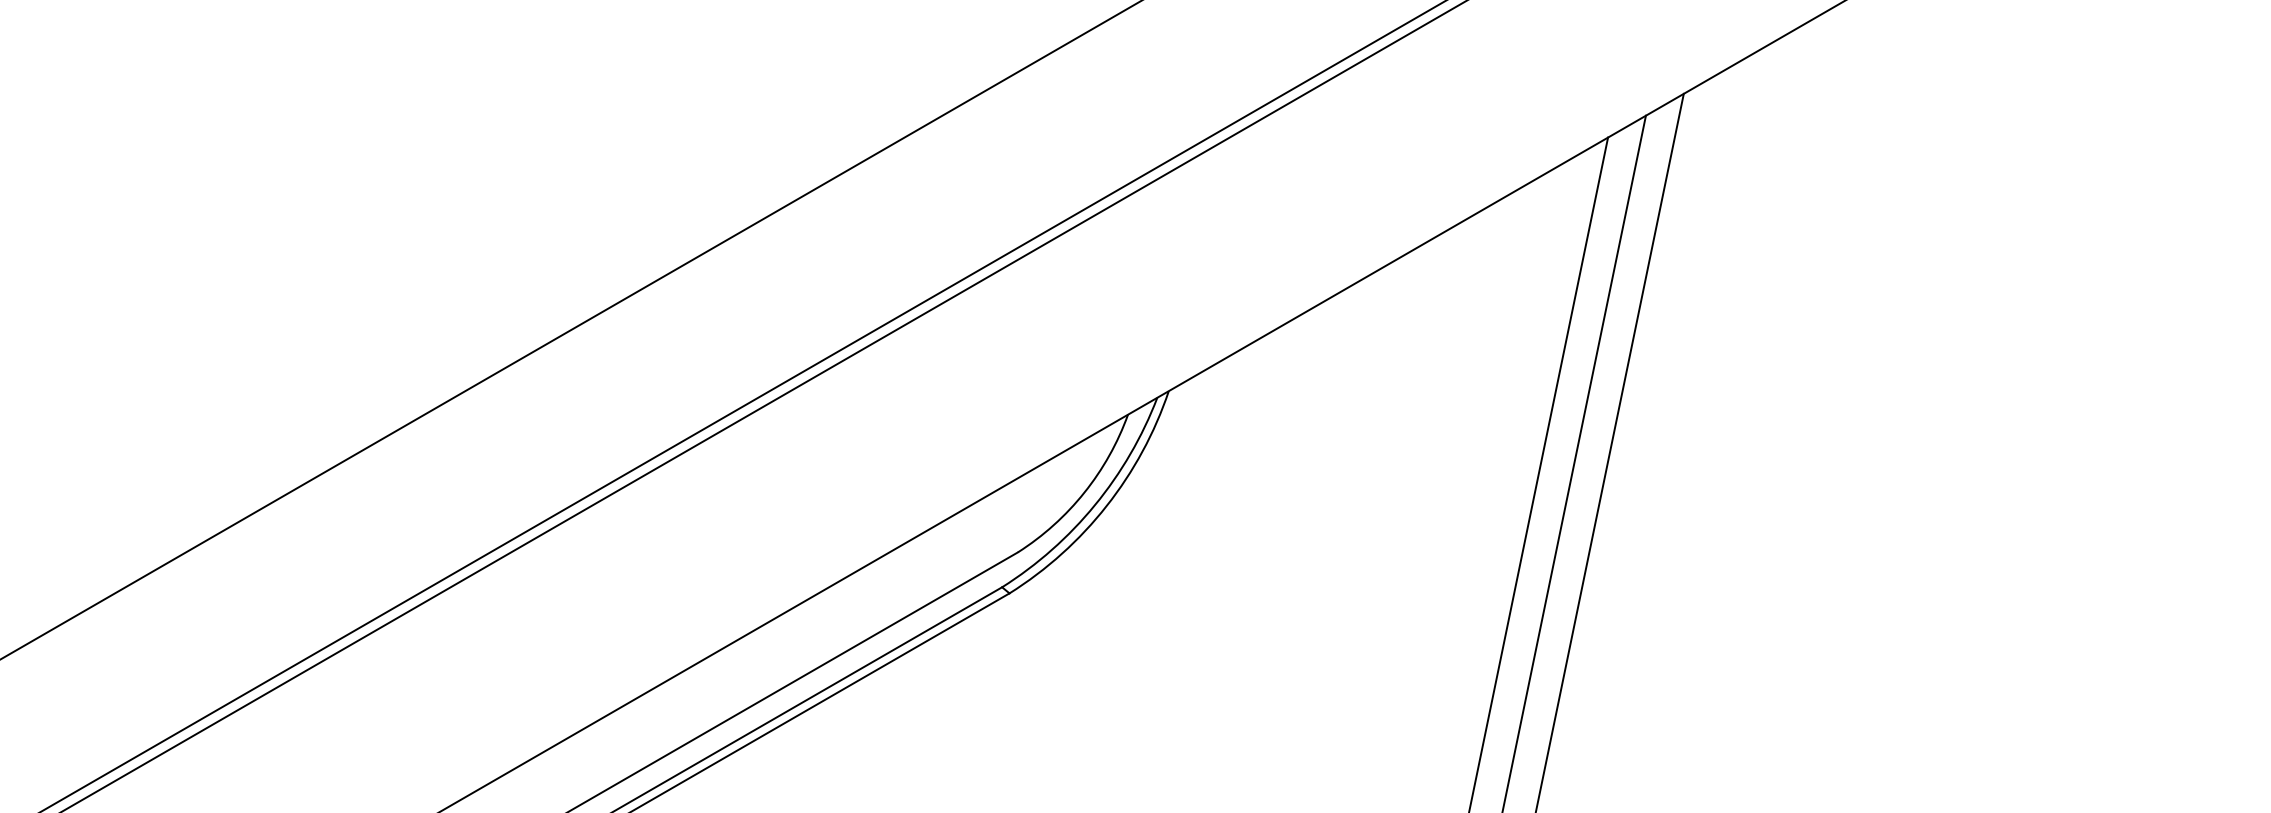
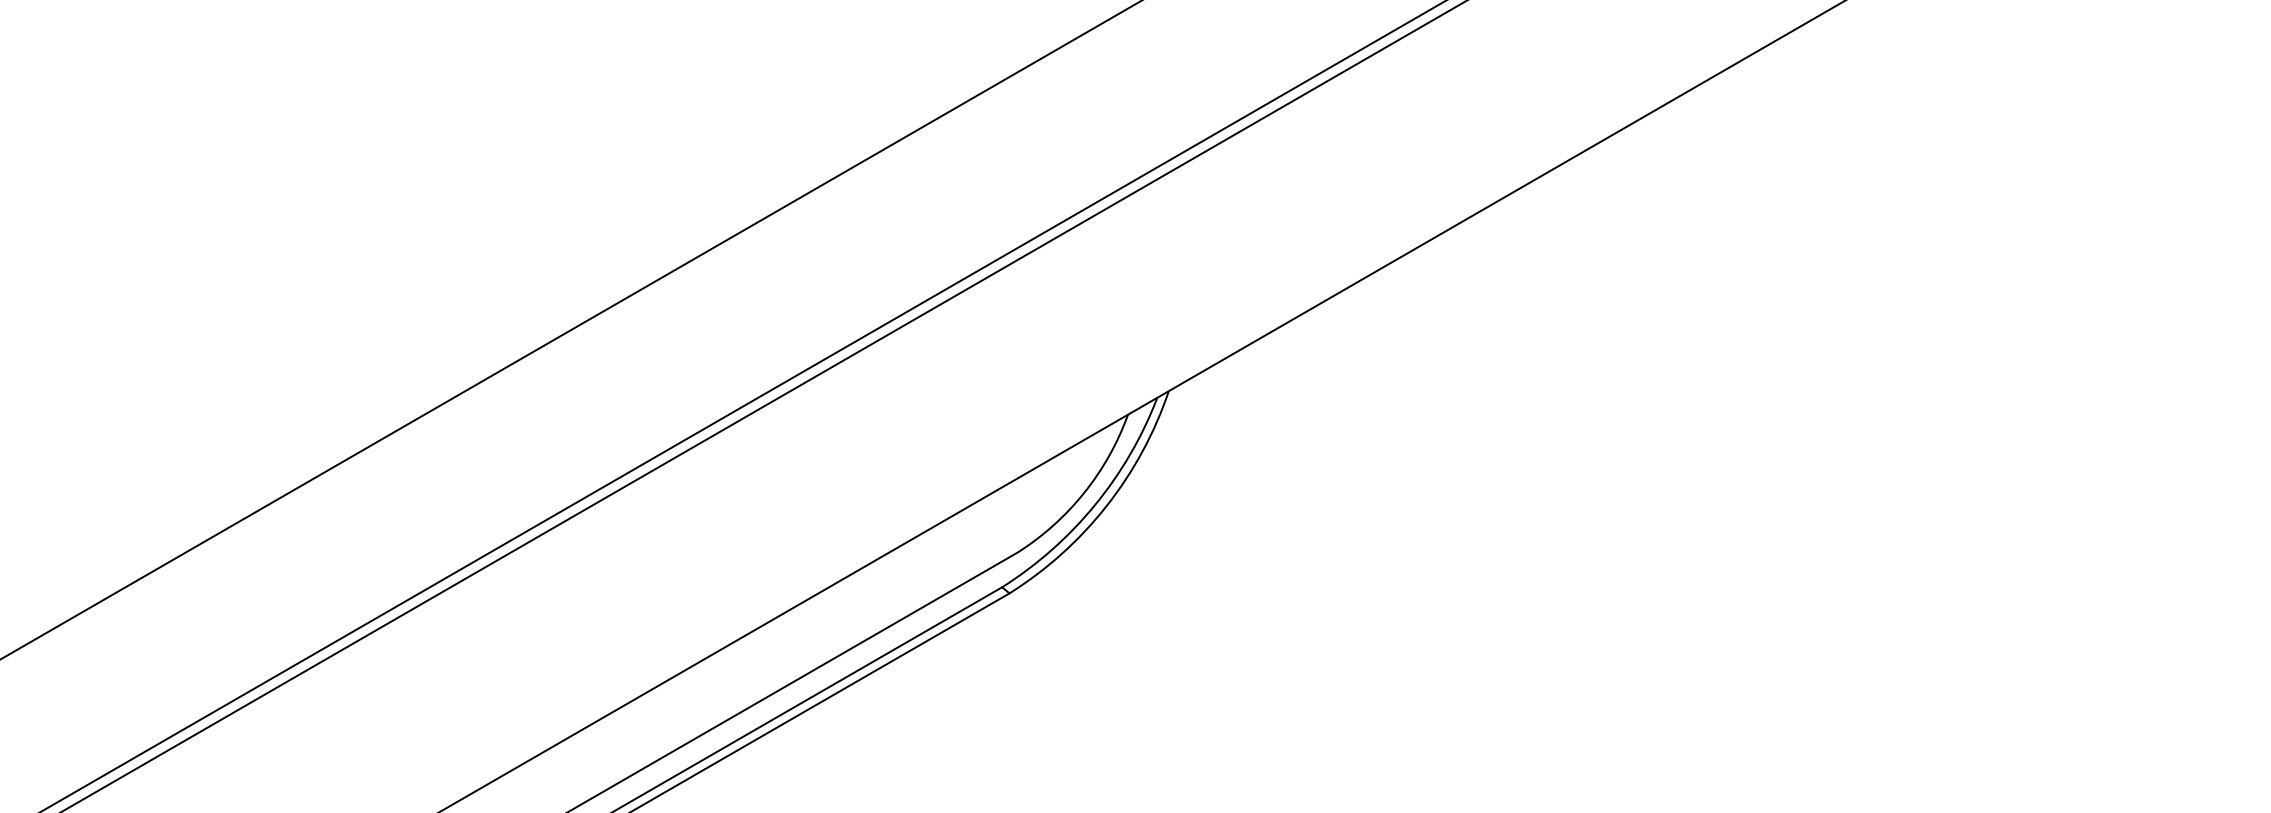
line: present -> none (1609, 451)
line: present -> none (1574, 462)
line: present -> none (1538, 473)
